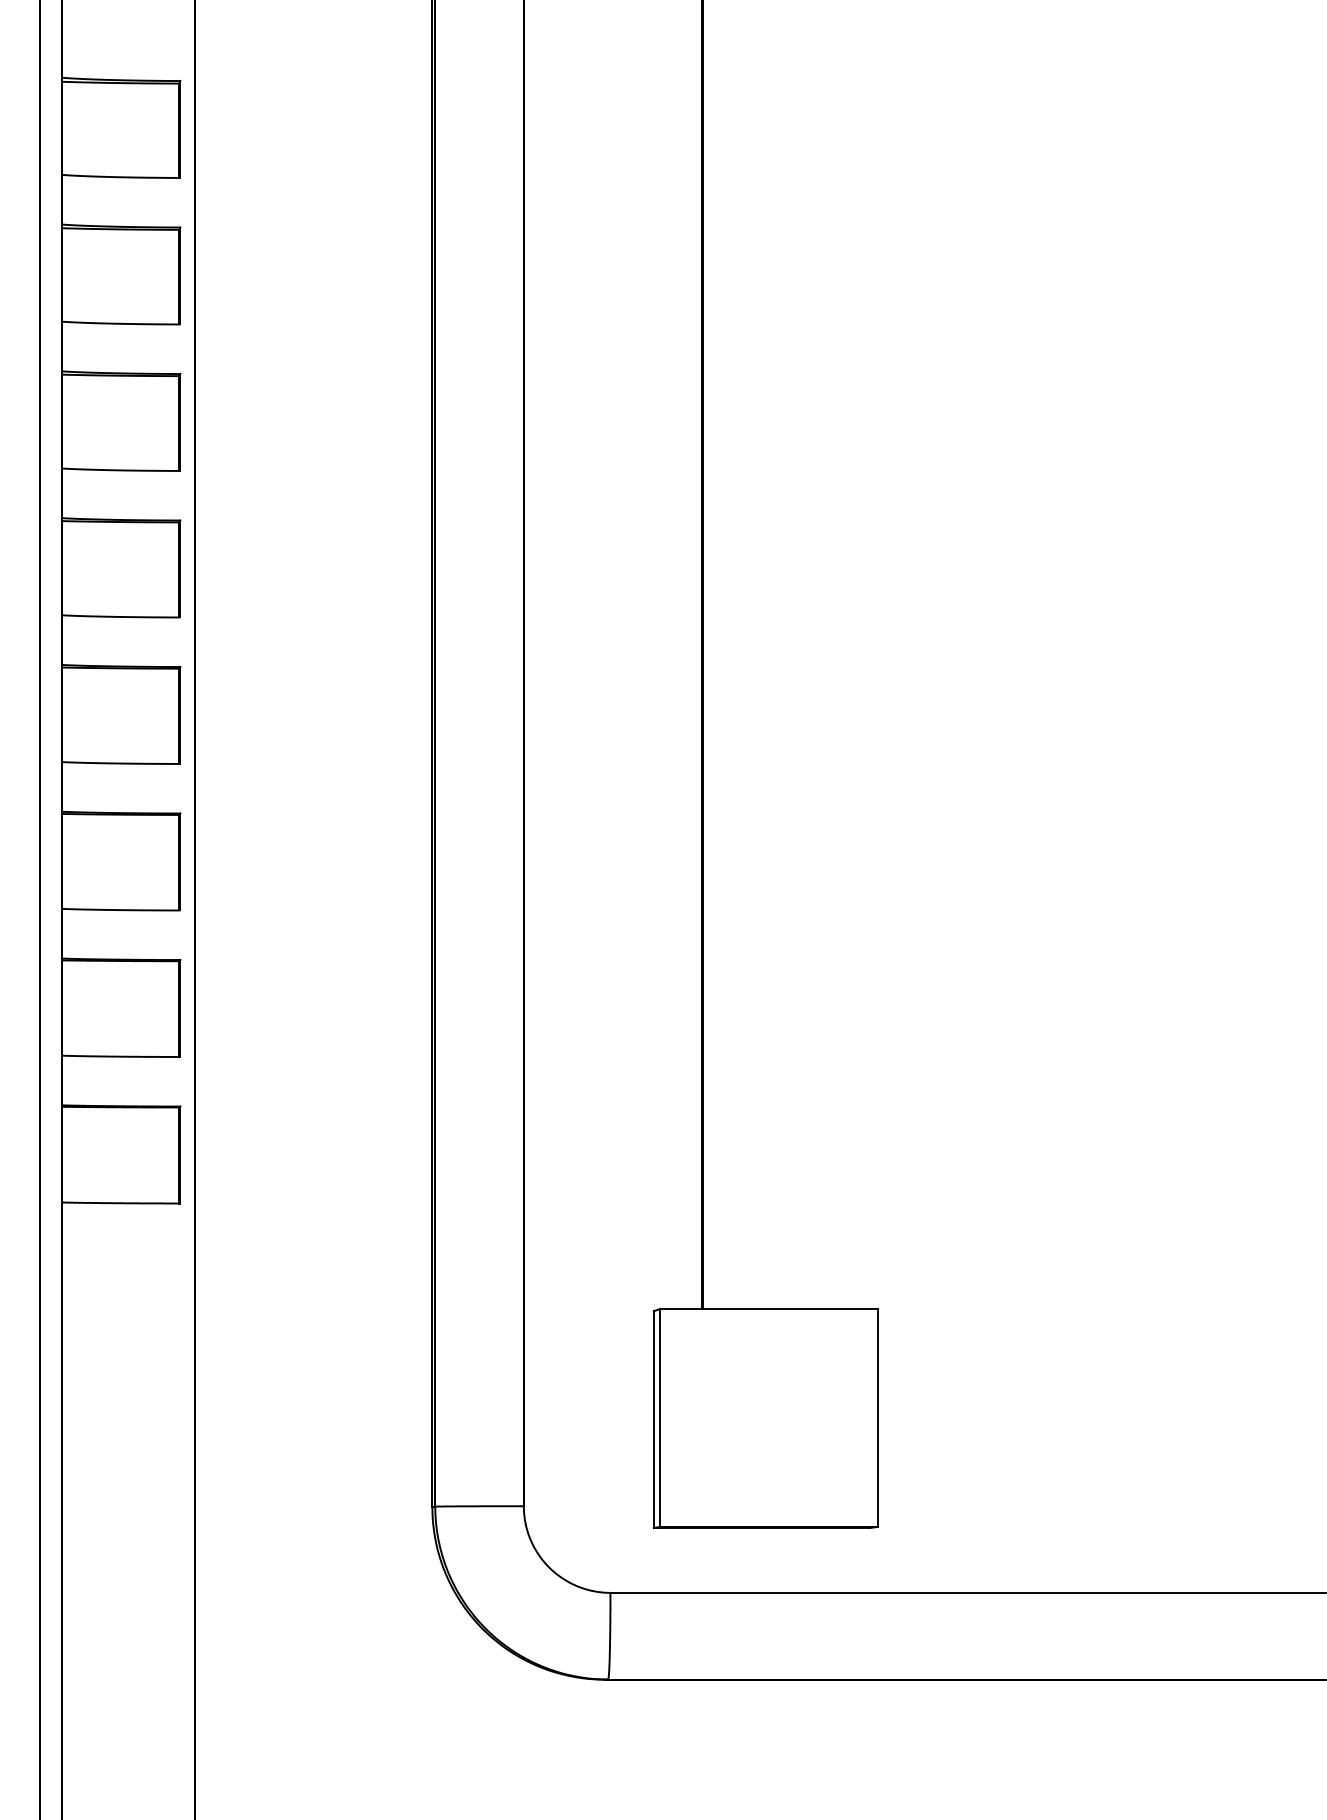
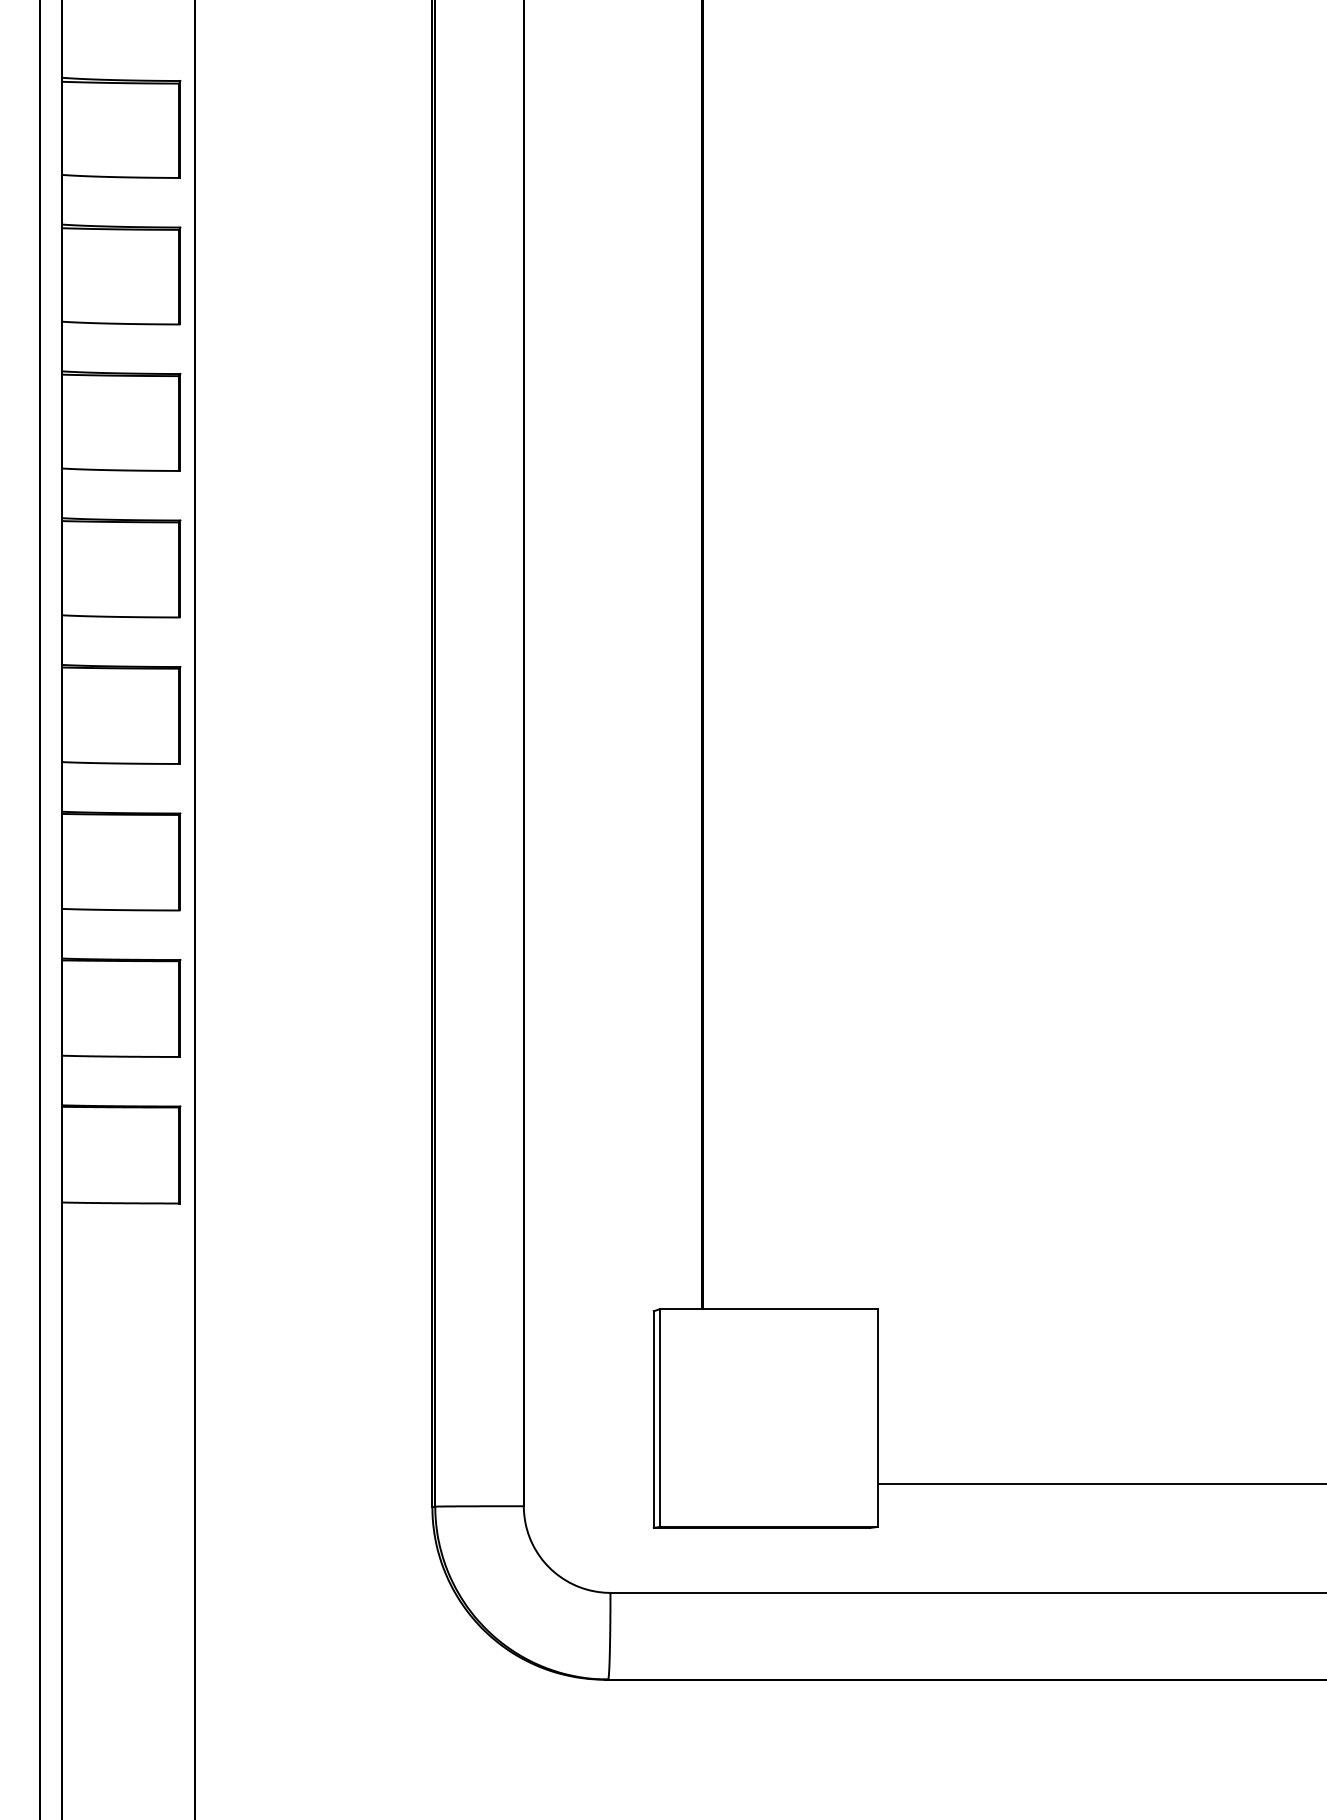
line: none -> present (1100, 1483)
